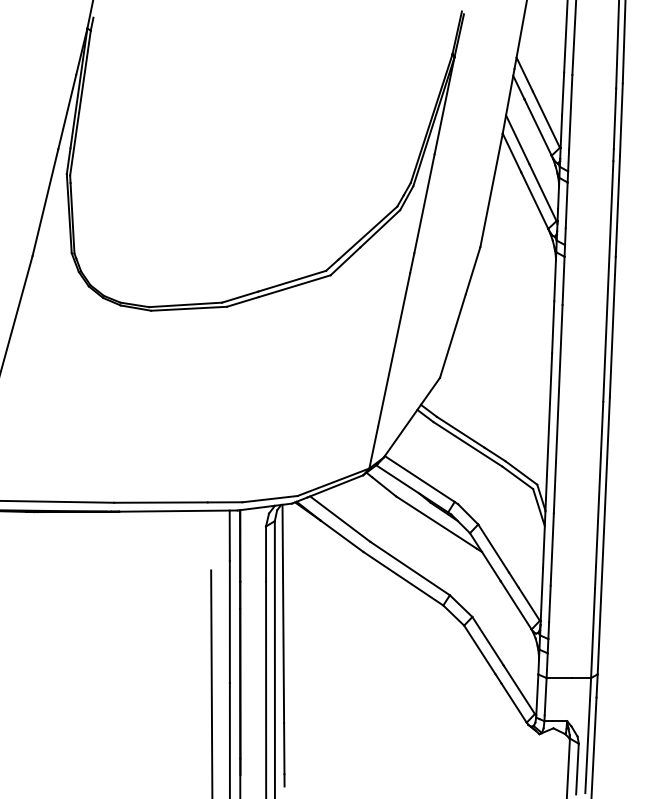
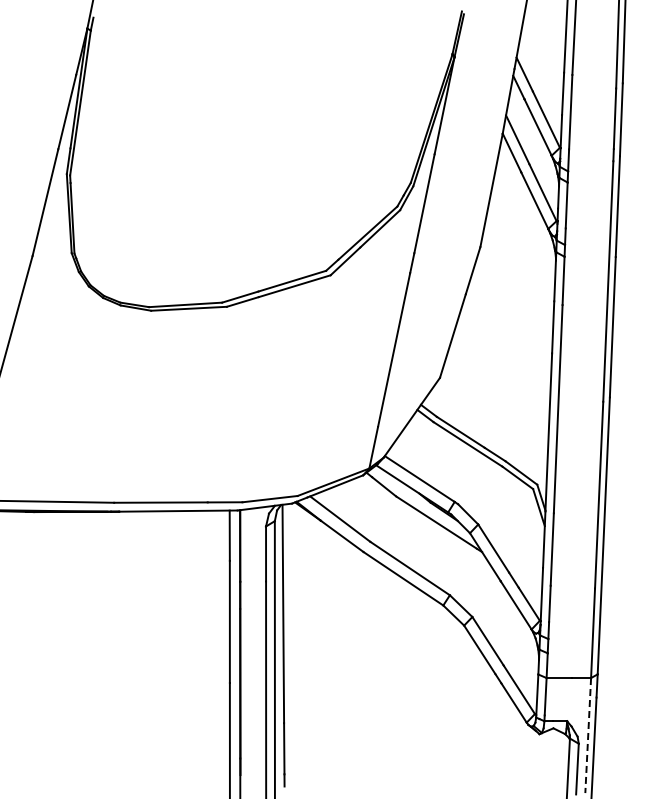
line: present -> none (211, 682)
line: solid -> dashed (588, 735)
